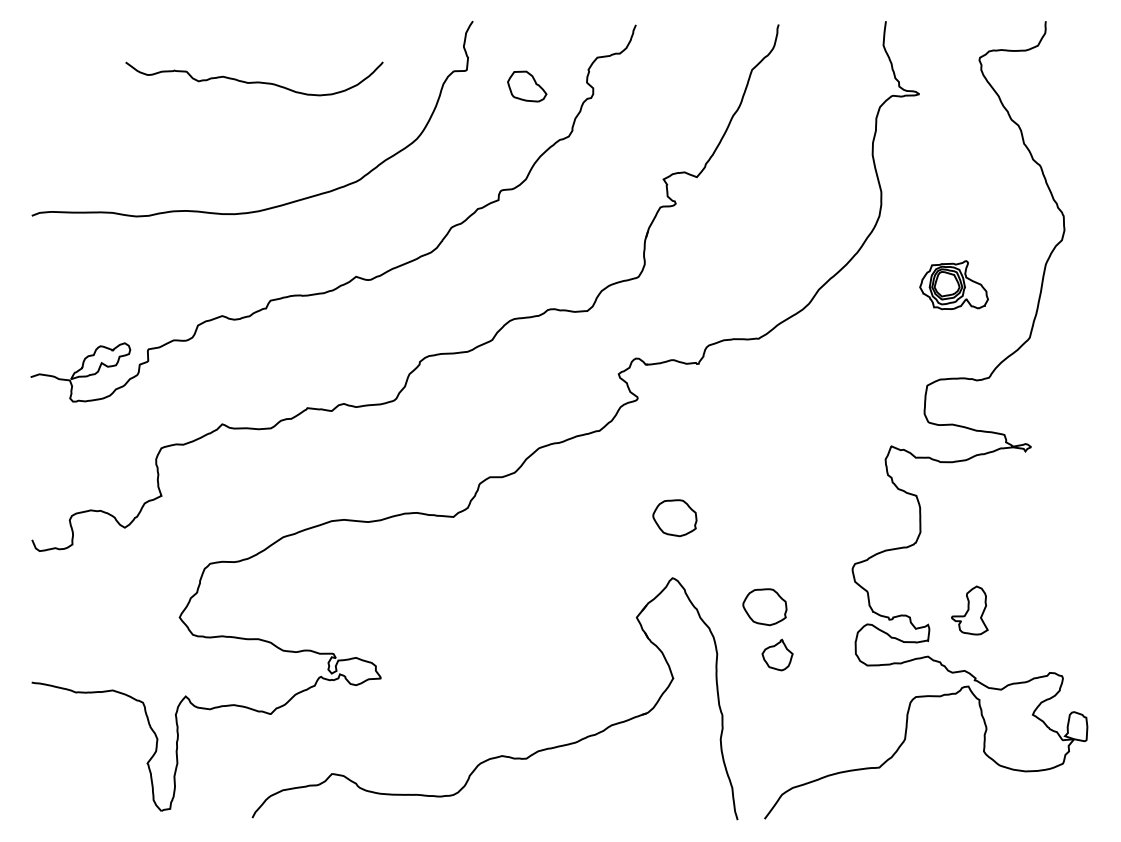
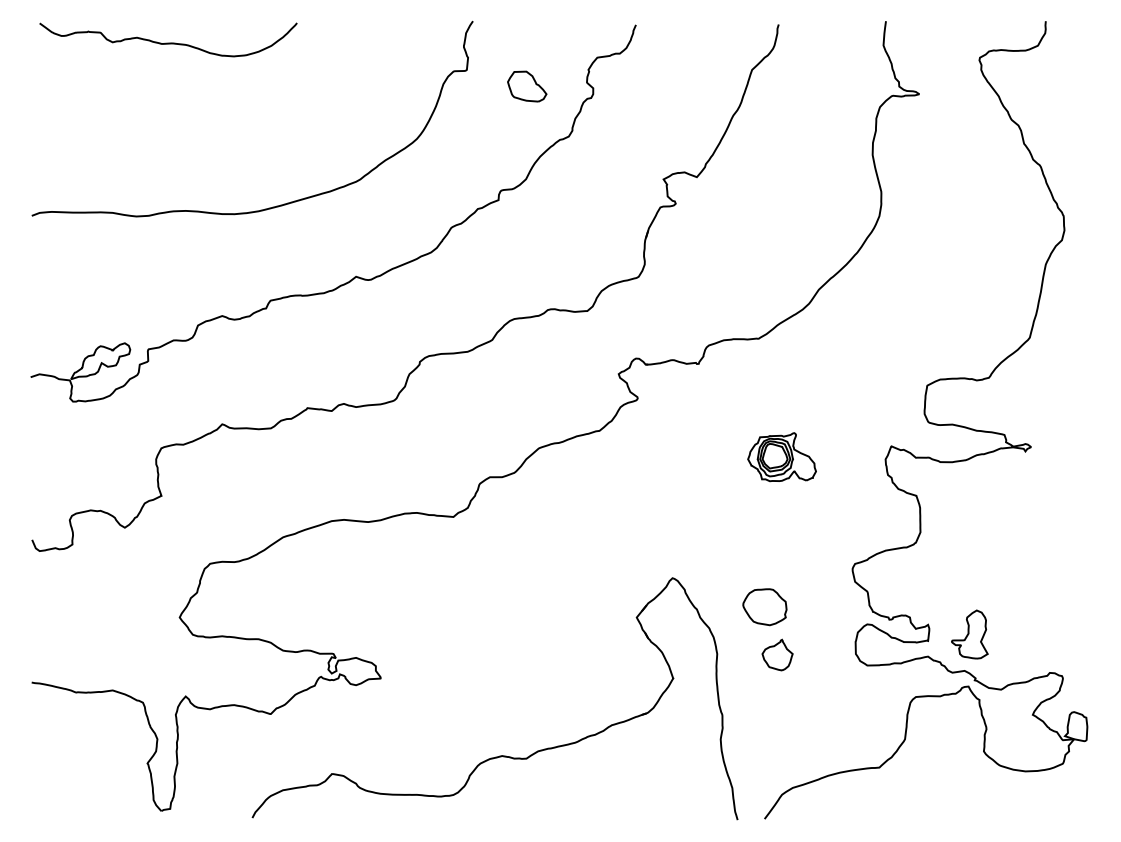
curve position: (254, 81) -> (168, 42) (168, 42)
part position: (953, 285) -> (781, 457) (781, 457)
part: present -> none (674, 518)
part position: (969, 610) -> (969, 634) (969, 634)
